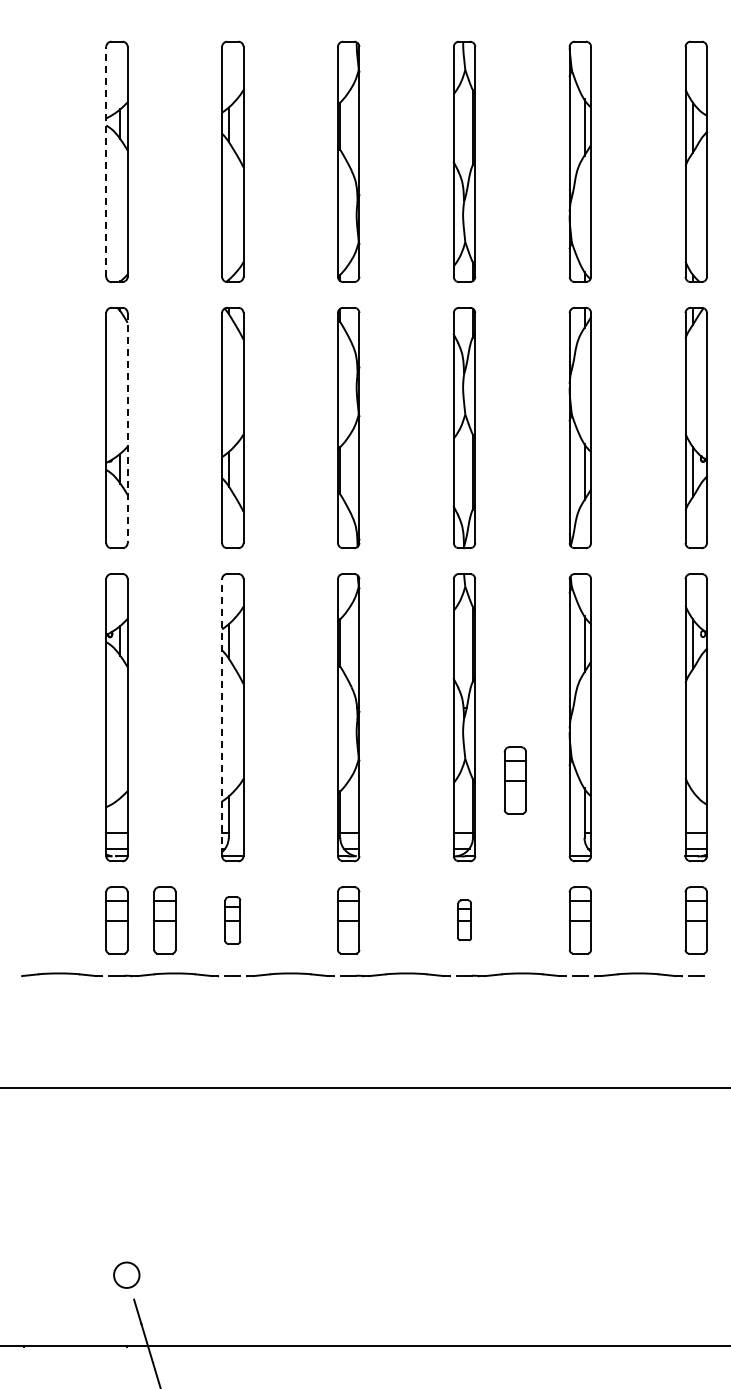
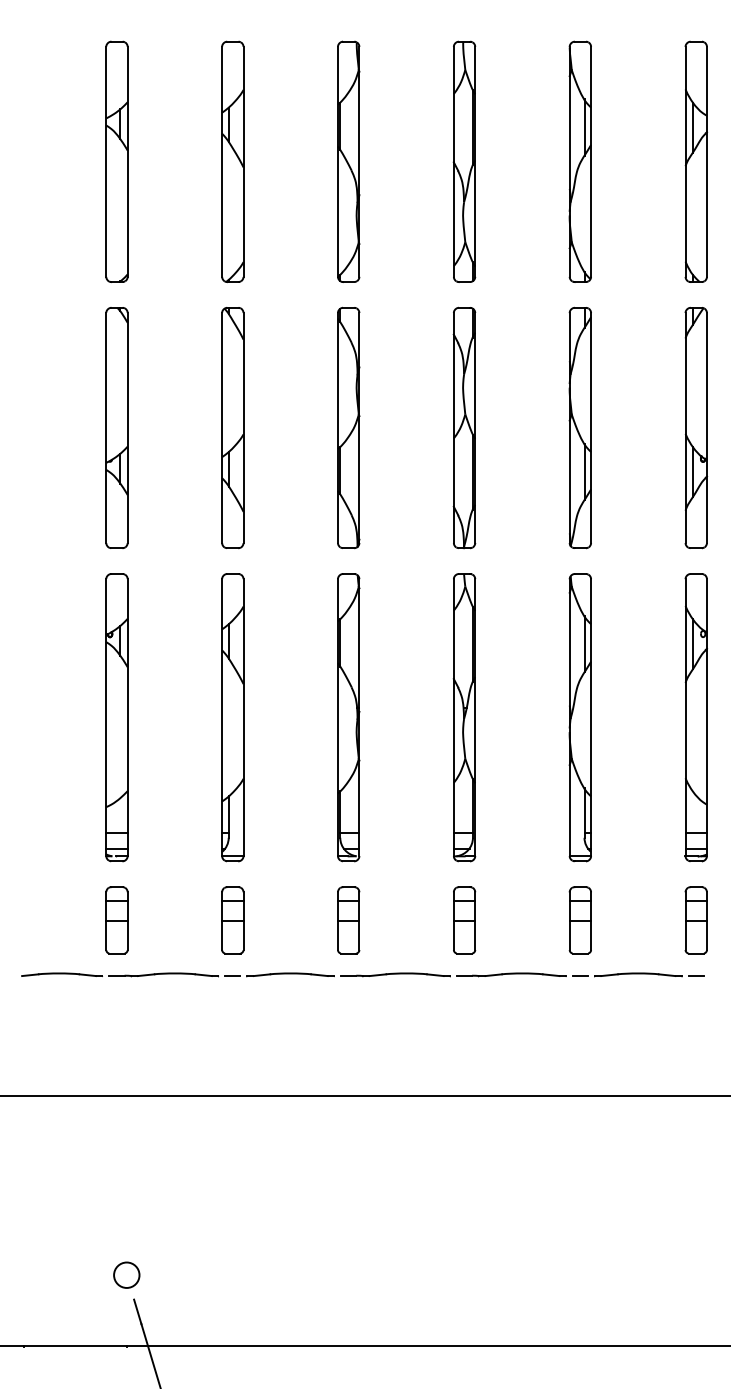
line: dashed -> solid (106, 161)
line: dashed -> solid (127, 428)
line: dashed -> solid (222, 717)
part: present -> none (514, 780)
part: present -> none (164, 920)
part size: 18x49 px -> 24x69 px (232, 920)
part size: 15x43 px -> 24x69 px (464, 920)
line position: (364, 1087) -> (364, 1095) (364, 1095)
